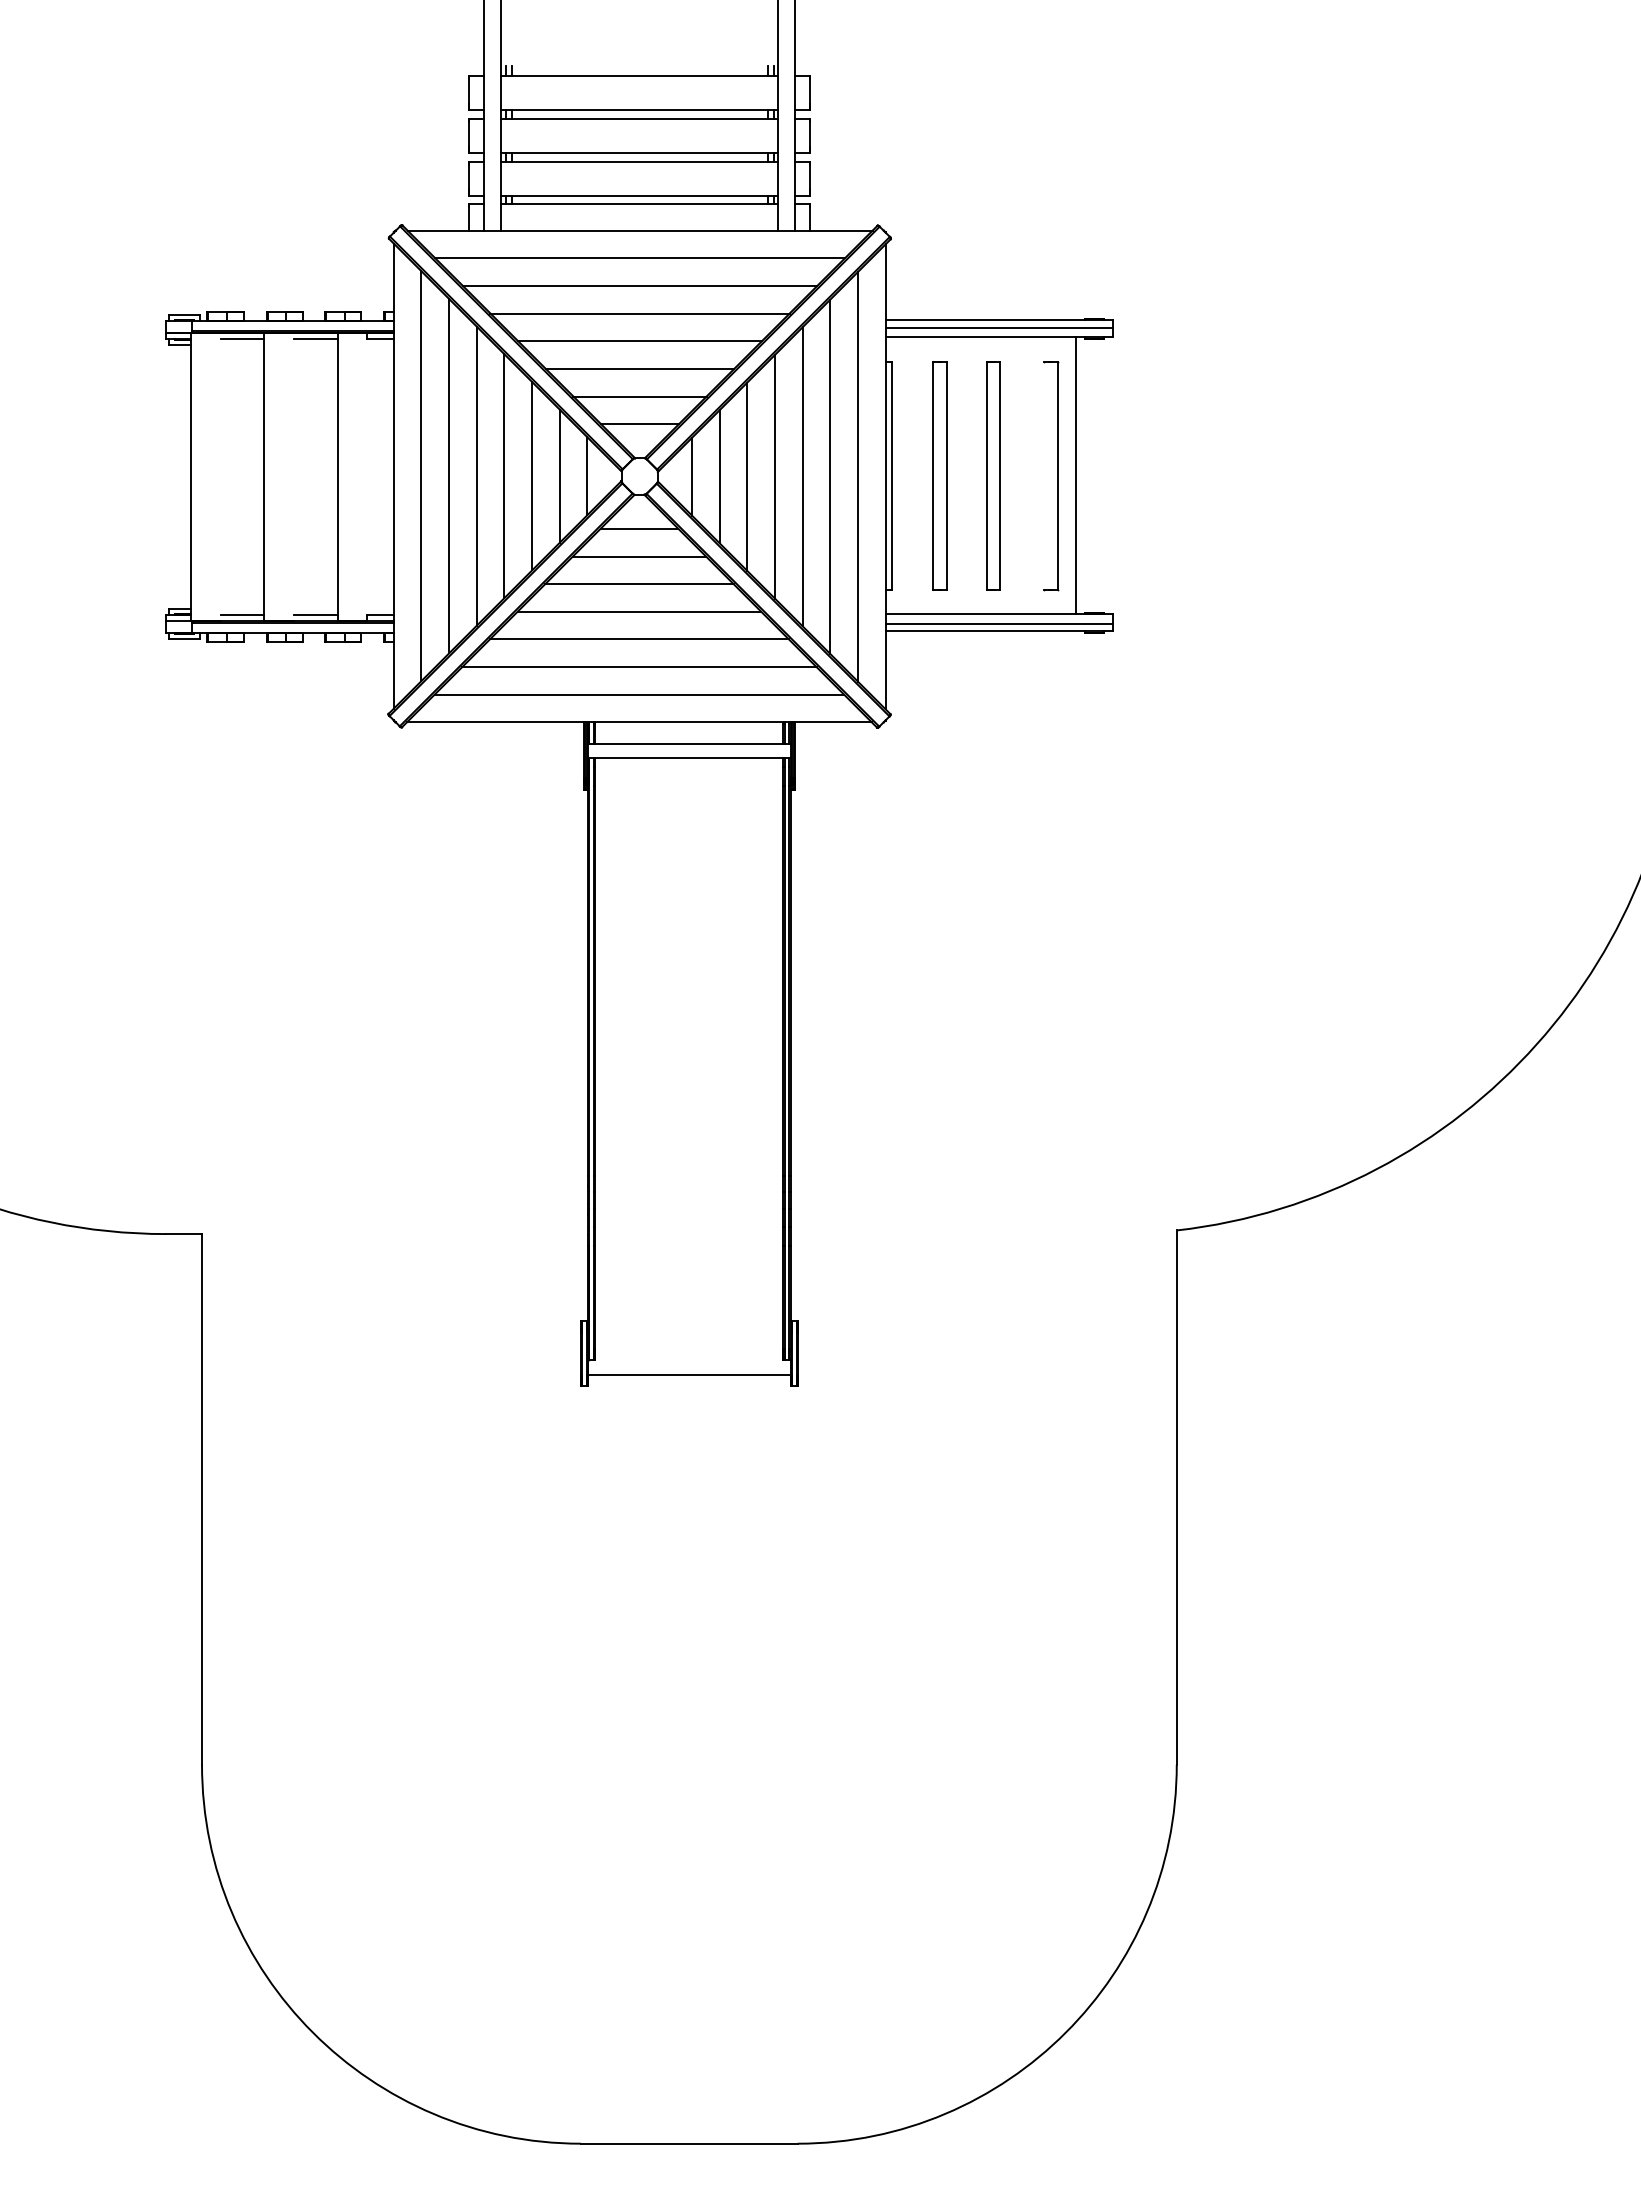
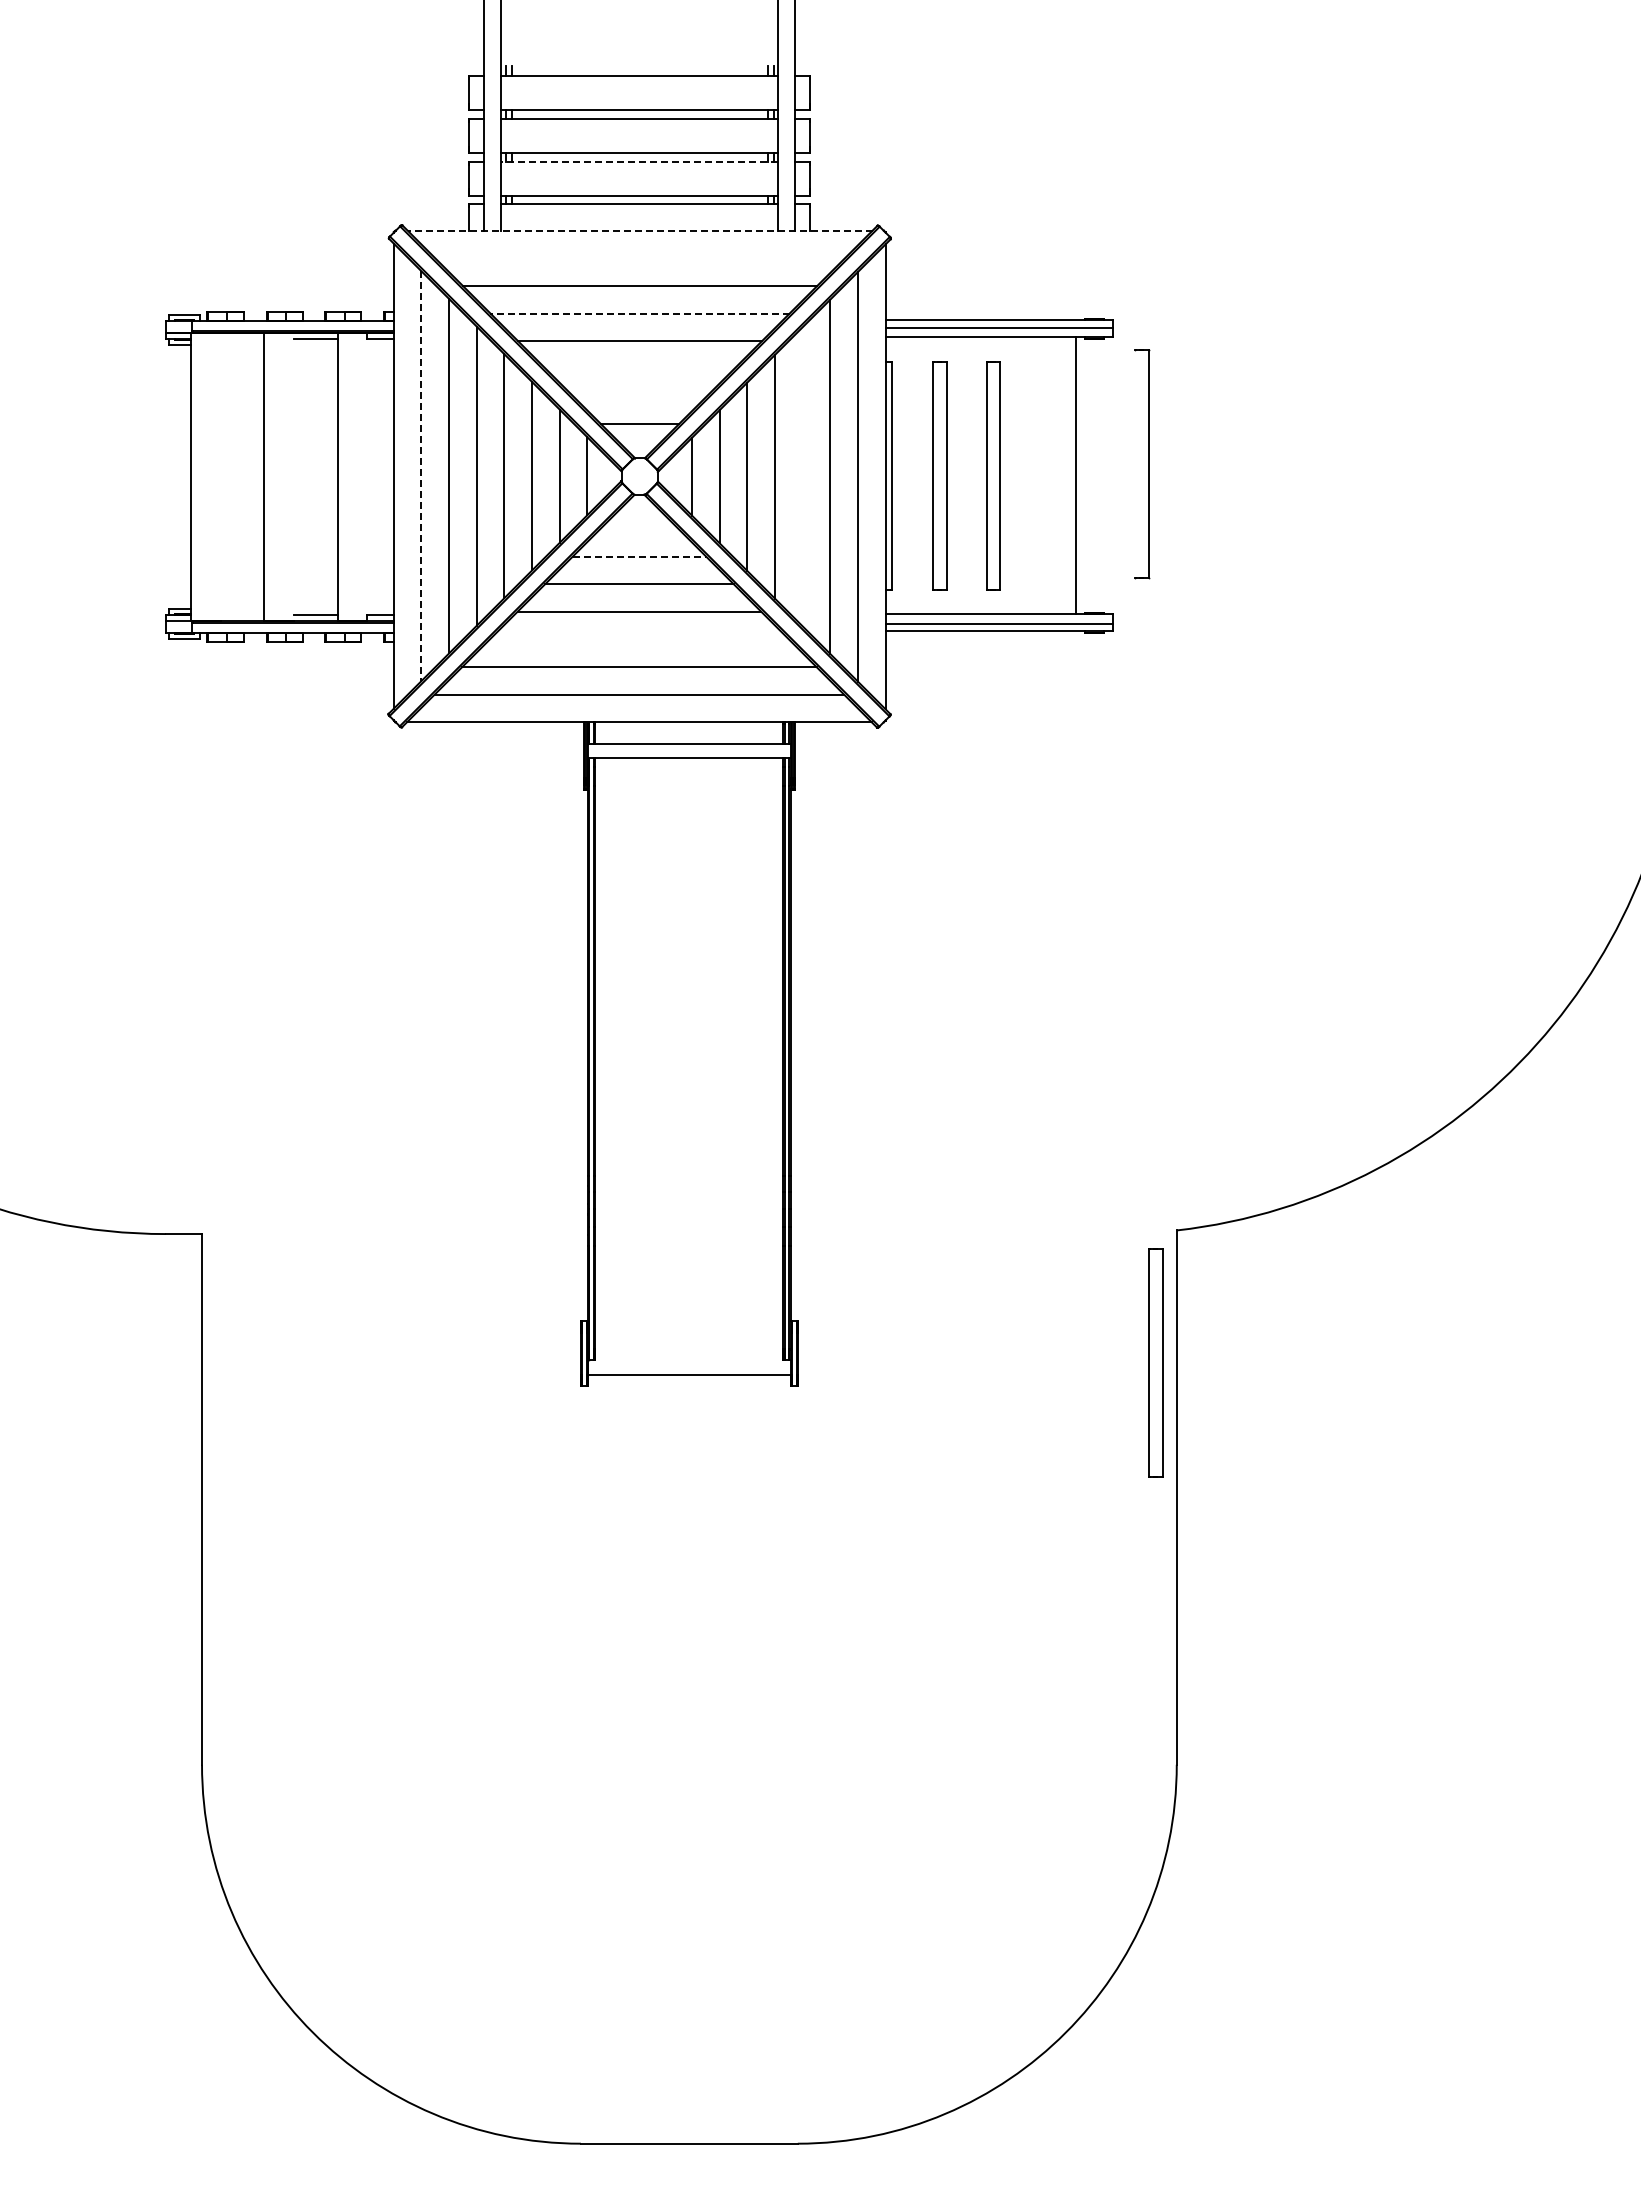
line: solid -> dashed (639, 161)
line: solid -> dashed (640, 230)
line: present -> none (640, 258)
line: solid -> dashed (640, 313)
line: present -> none (242, 338)
line: present -> none (639, 368)
line: present -> none (639, 396)
line: solid -> dashed (421, 476)
line: present -> none (802, 476)
part position: (1051, 476) -> (1142, 464) (1142, 464)
line: present -> none (639, 528)
line: solid -> dashed (639, 556)
line: present -> none (242, 615)
line: present -> none (639, 639)
part: none -> present (1155, 1362)
